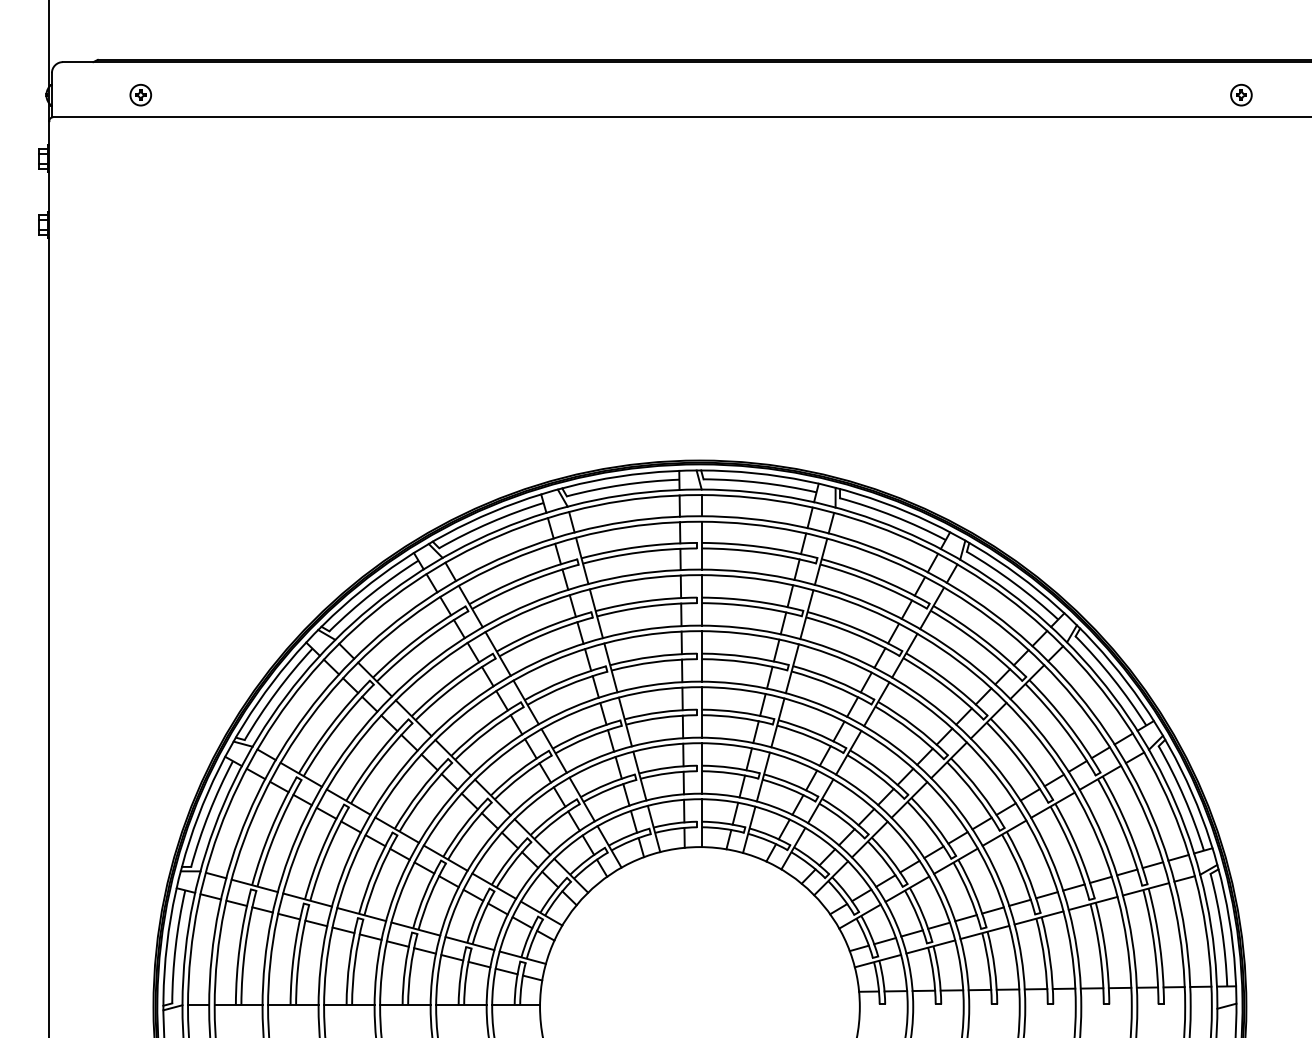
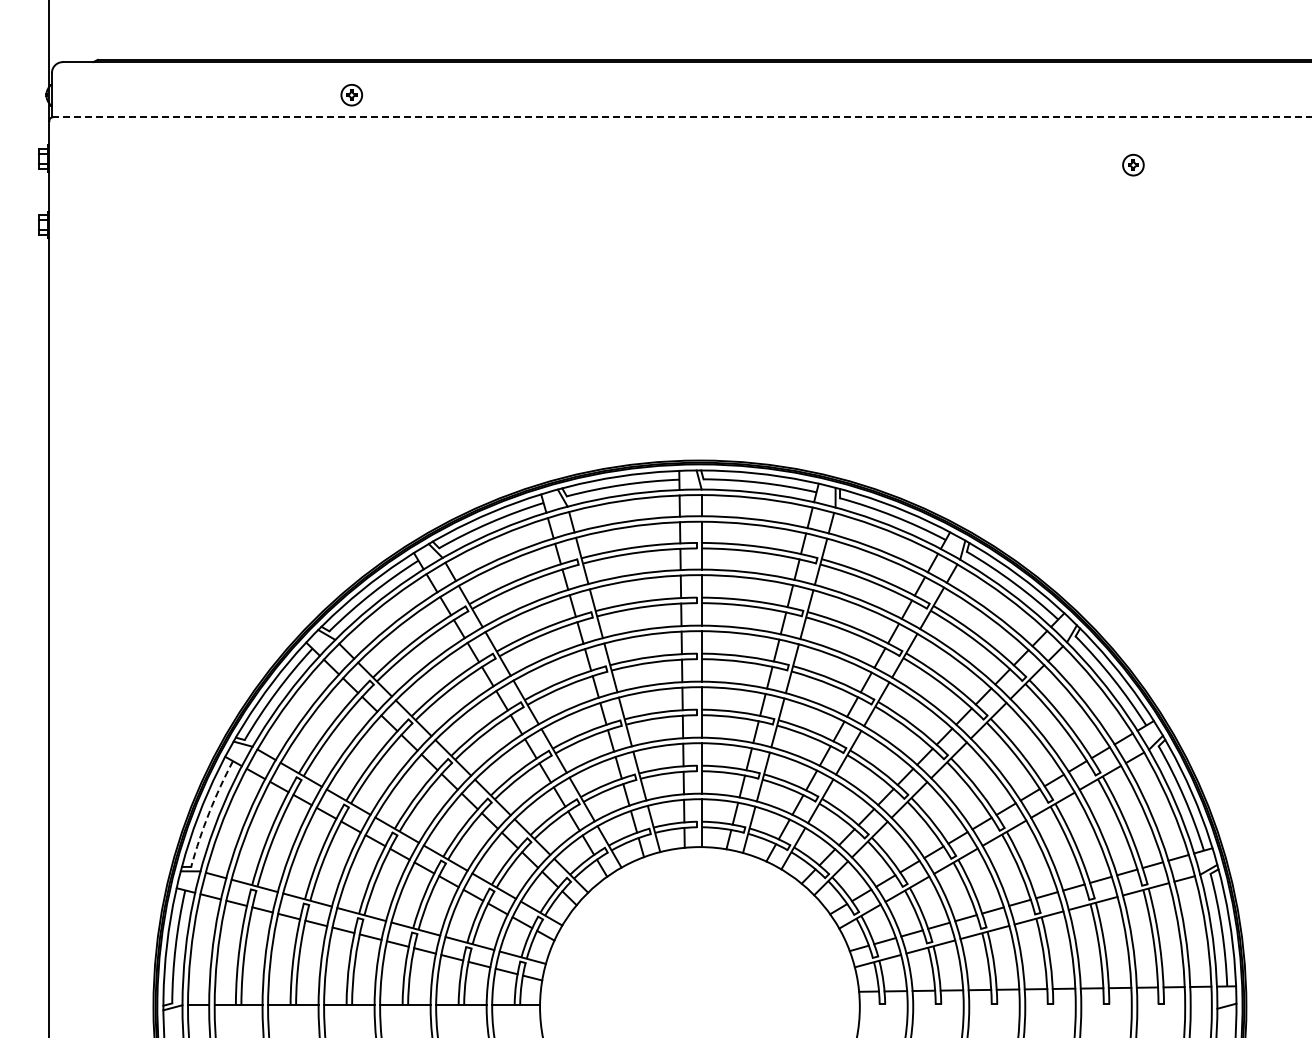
part position: (140, 94) -> (351, 94) (351, 94)
part position: (1241, 94) -> (1133, 164) (1133, 164)
line: solid -> dashed (681, 117)
arc: solid -> dashed (209, 812)
